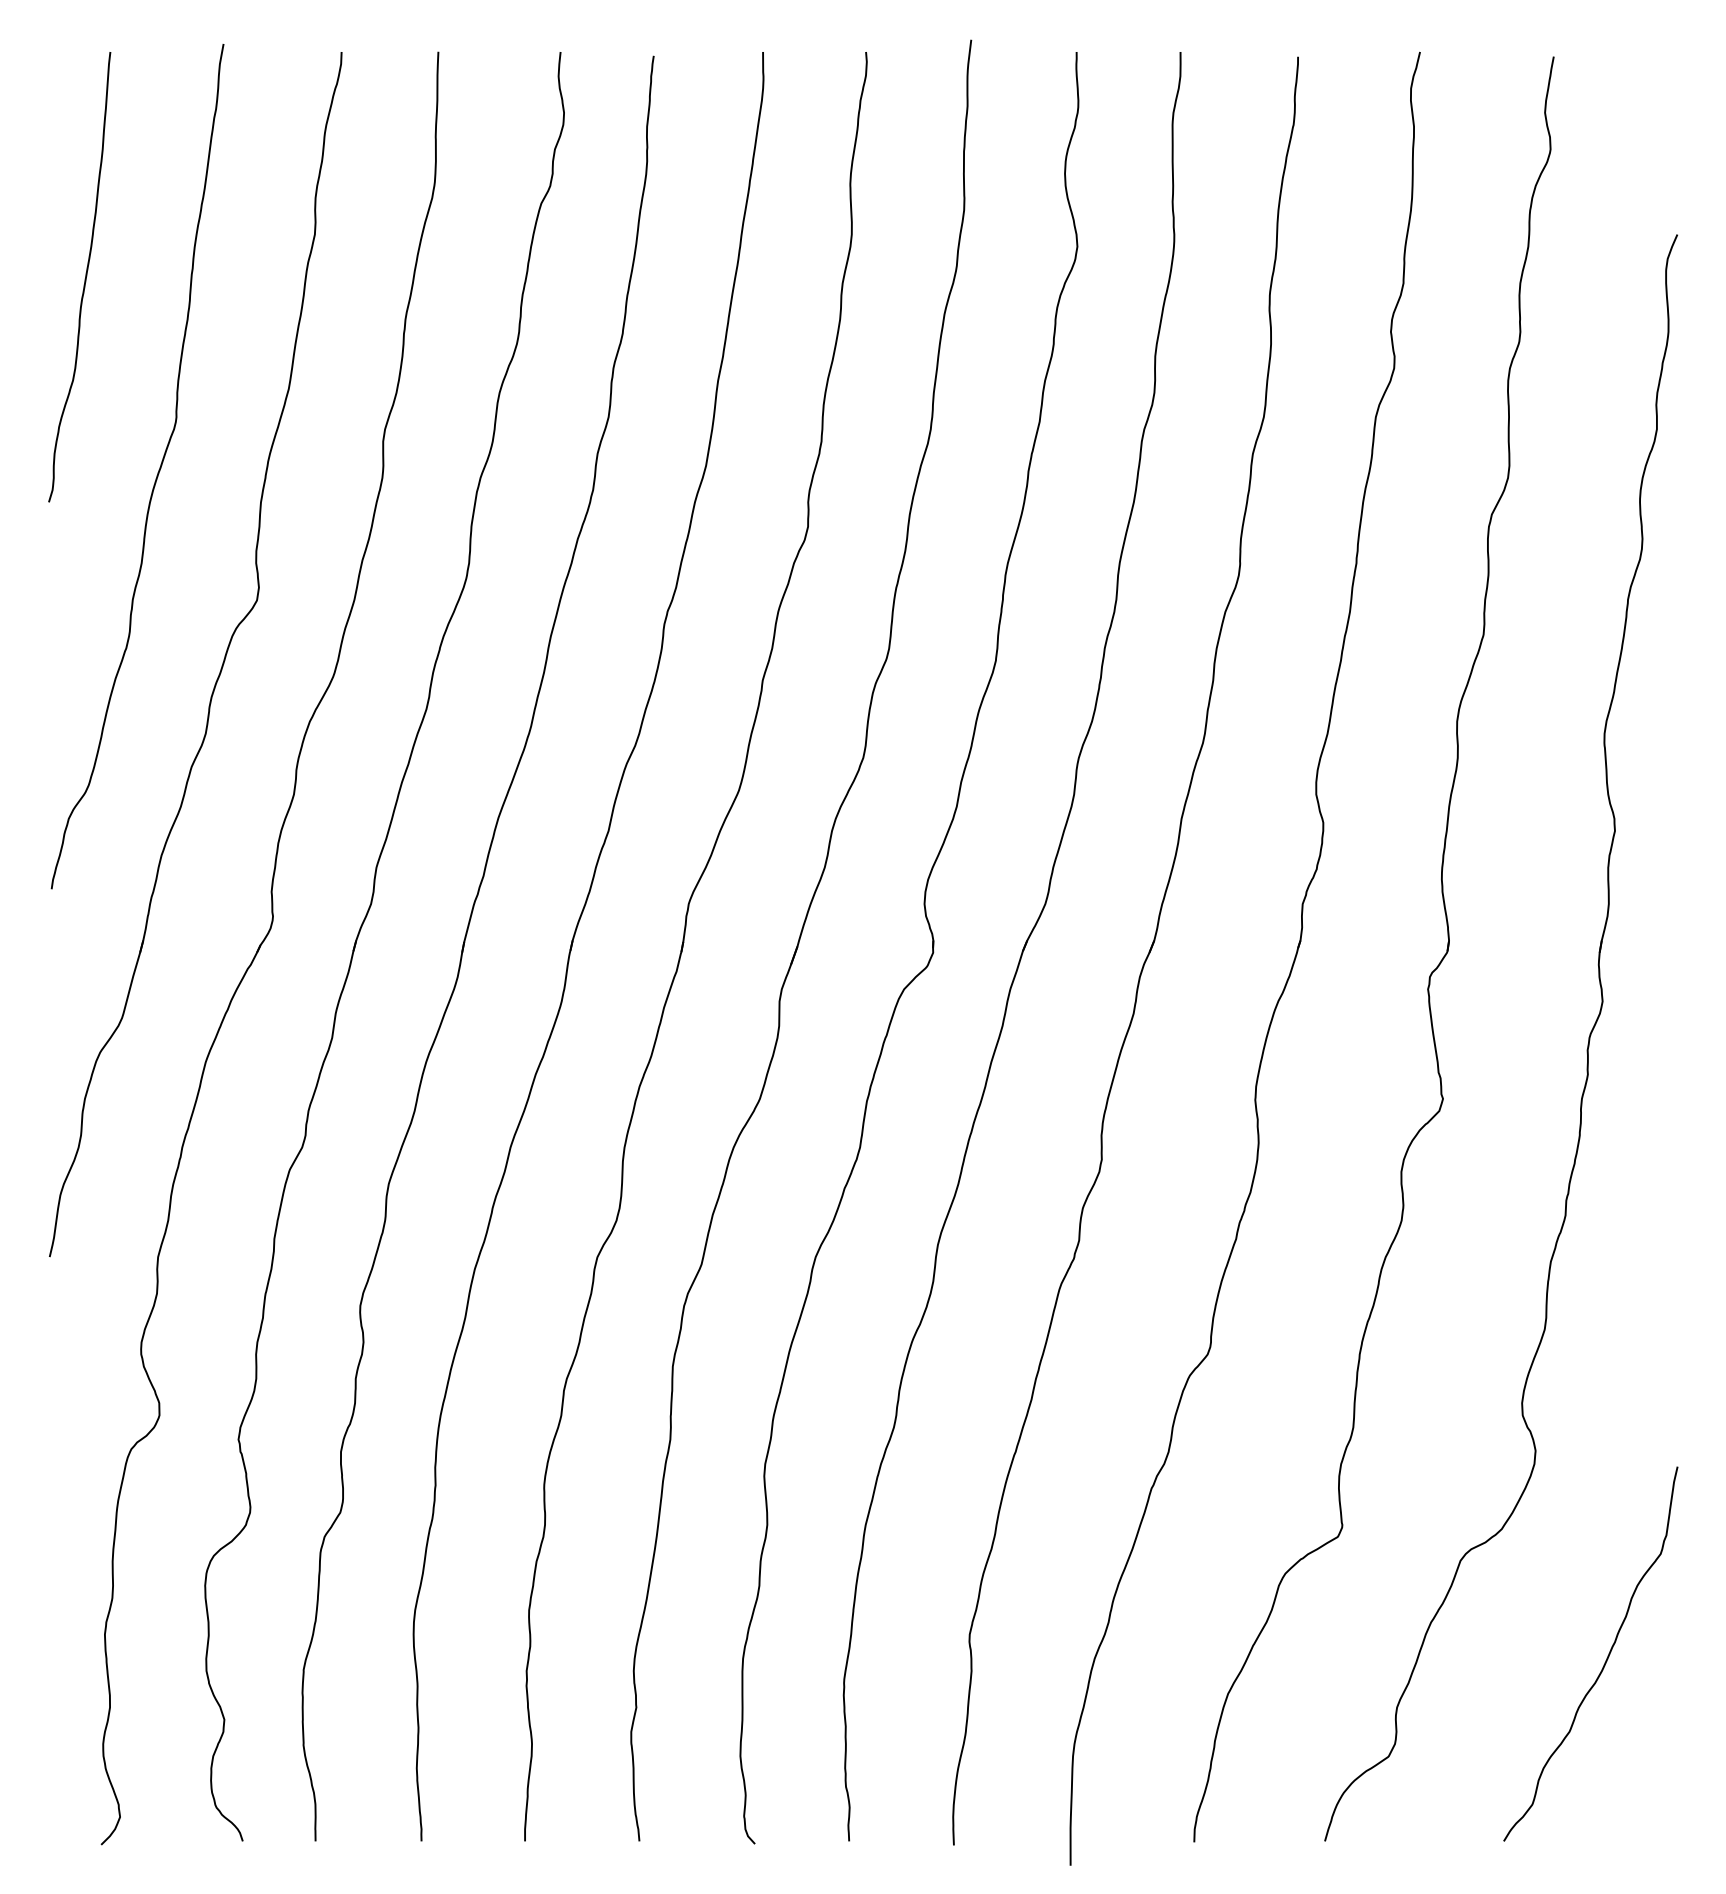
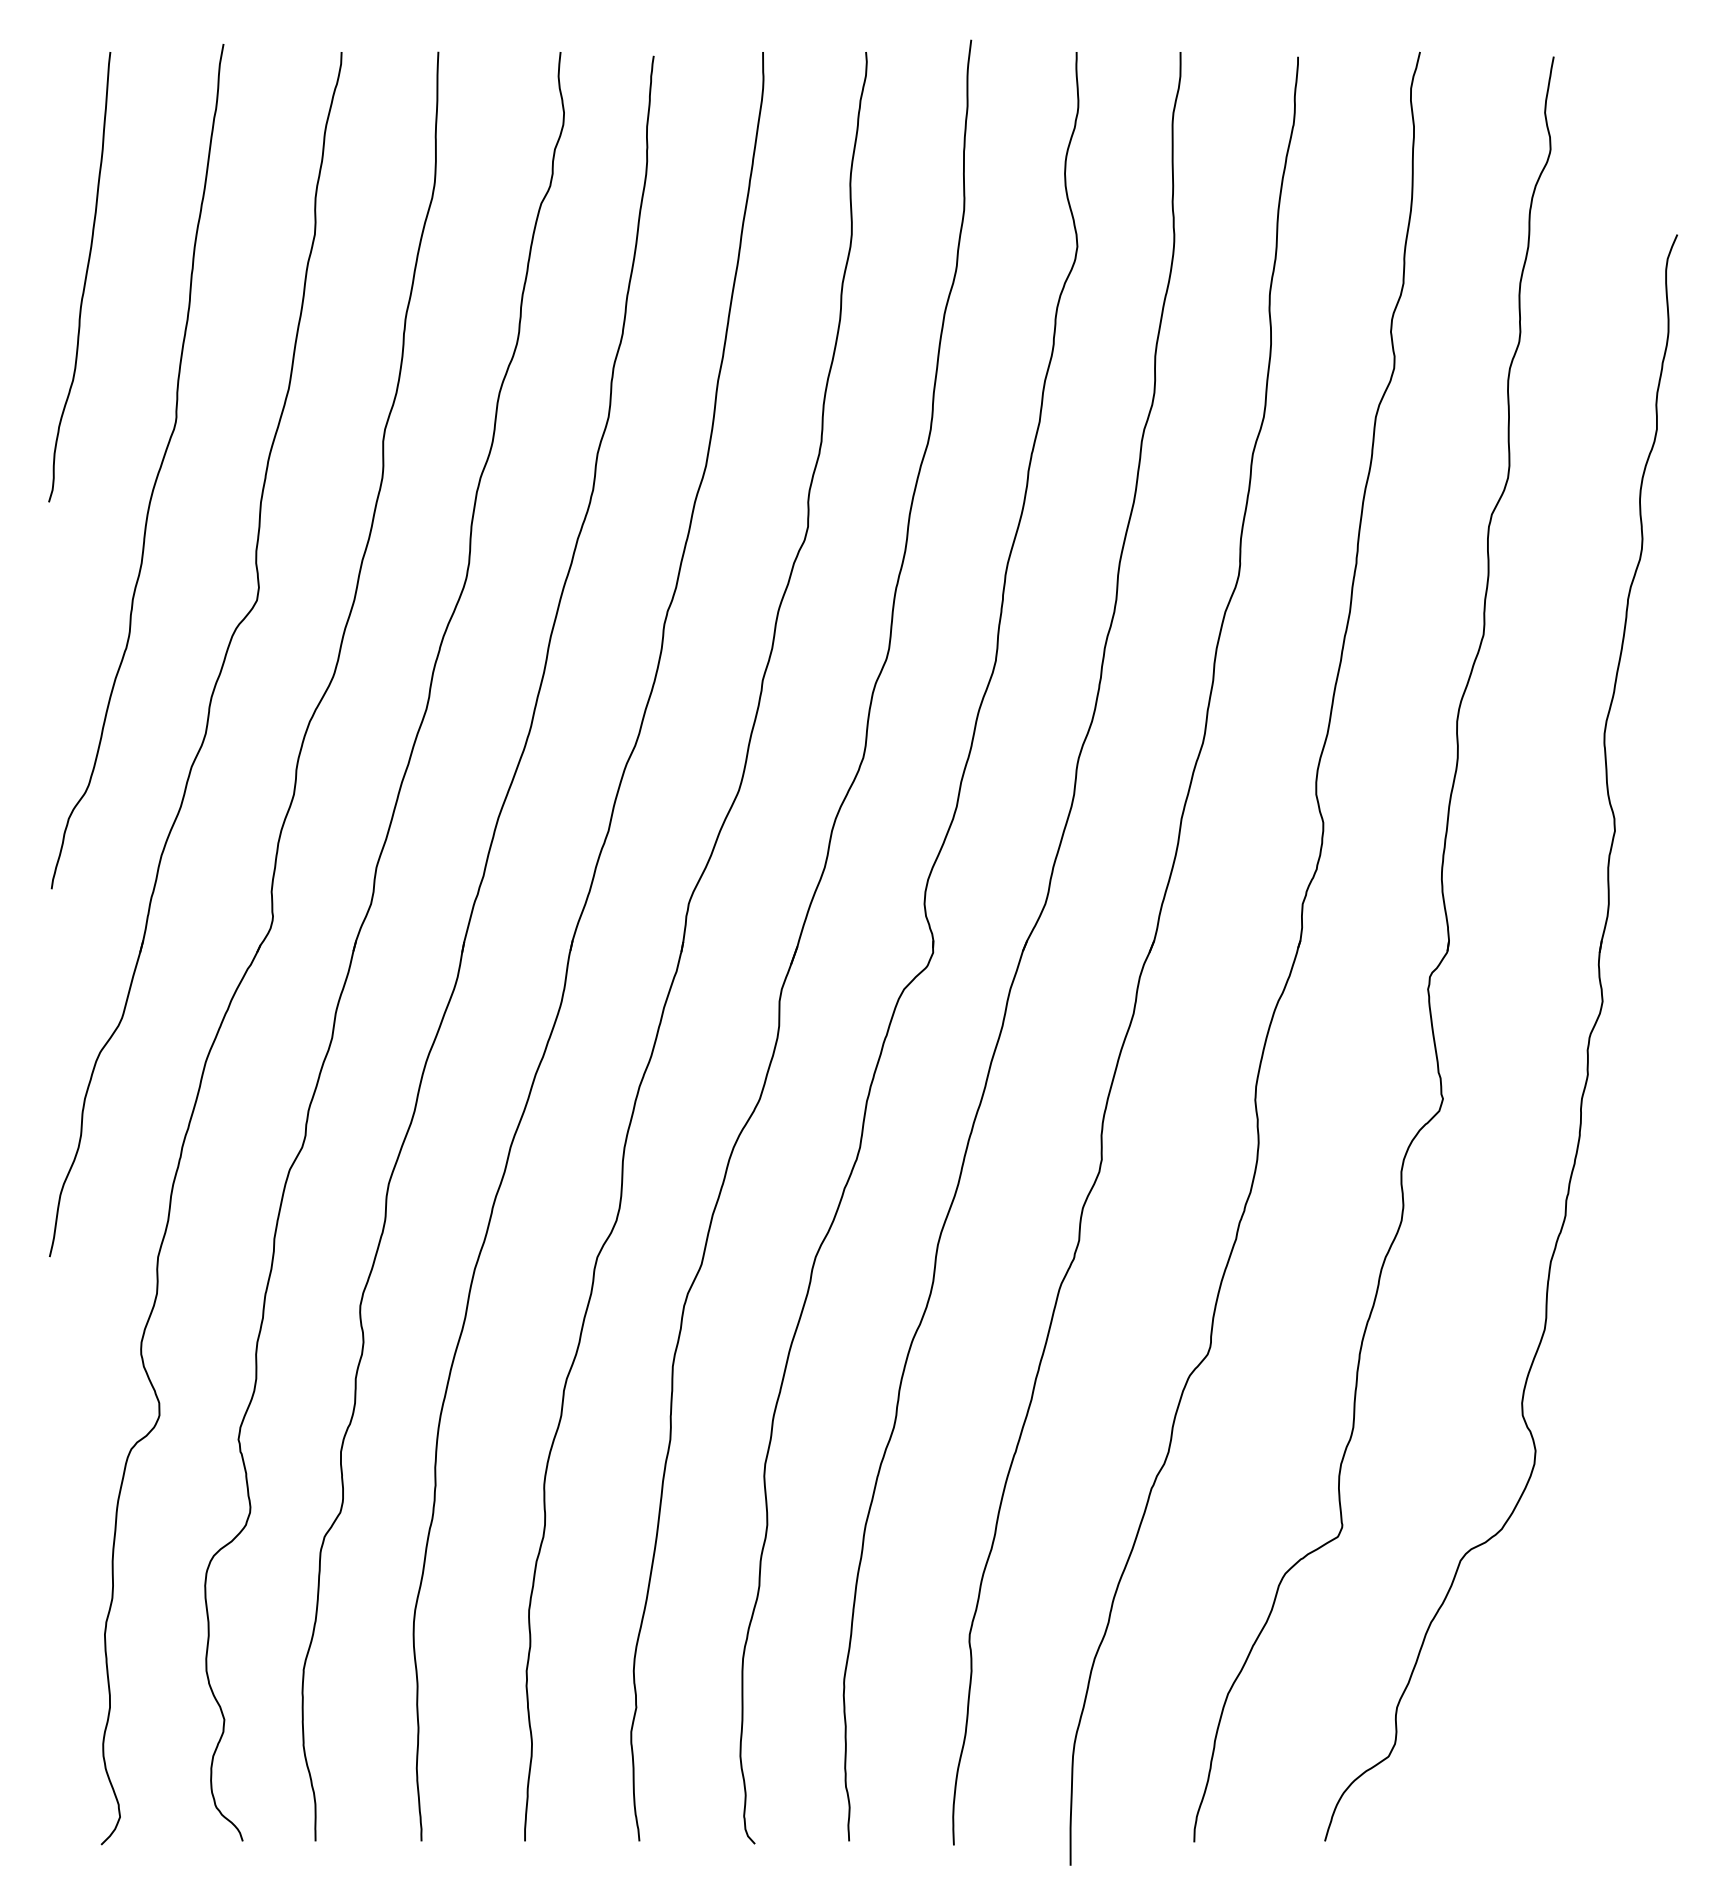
curve: present -> none (1605, 1660)
